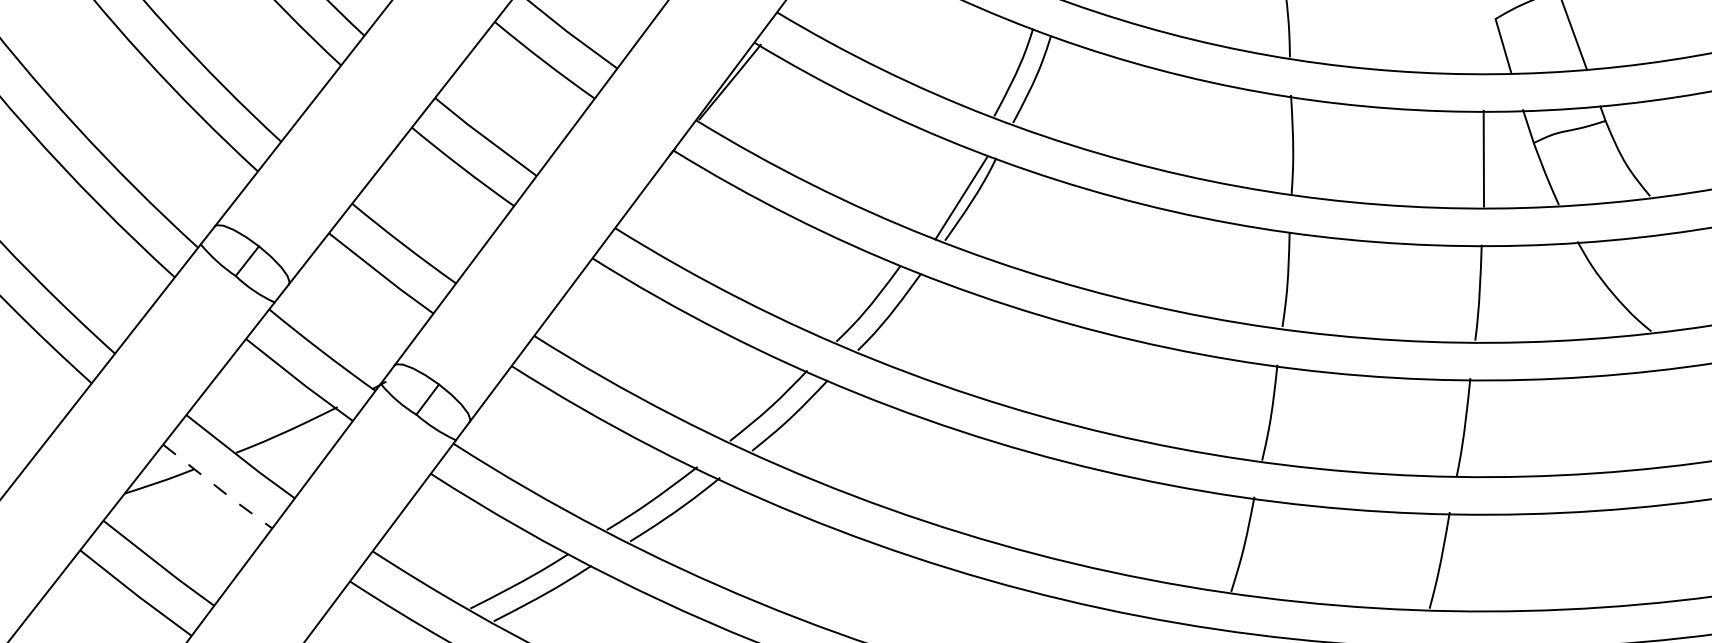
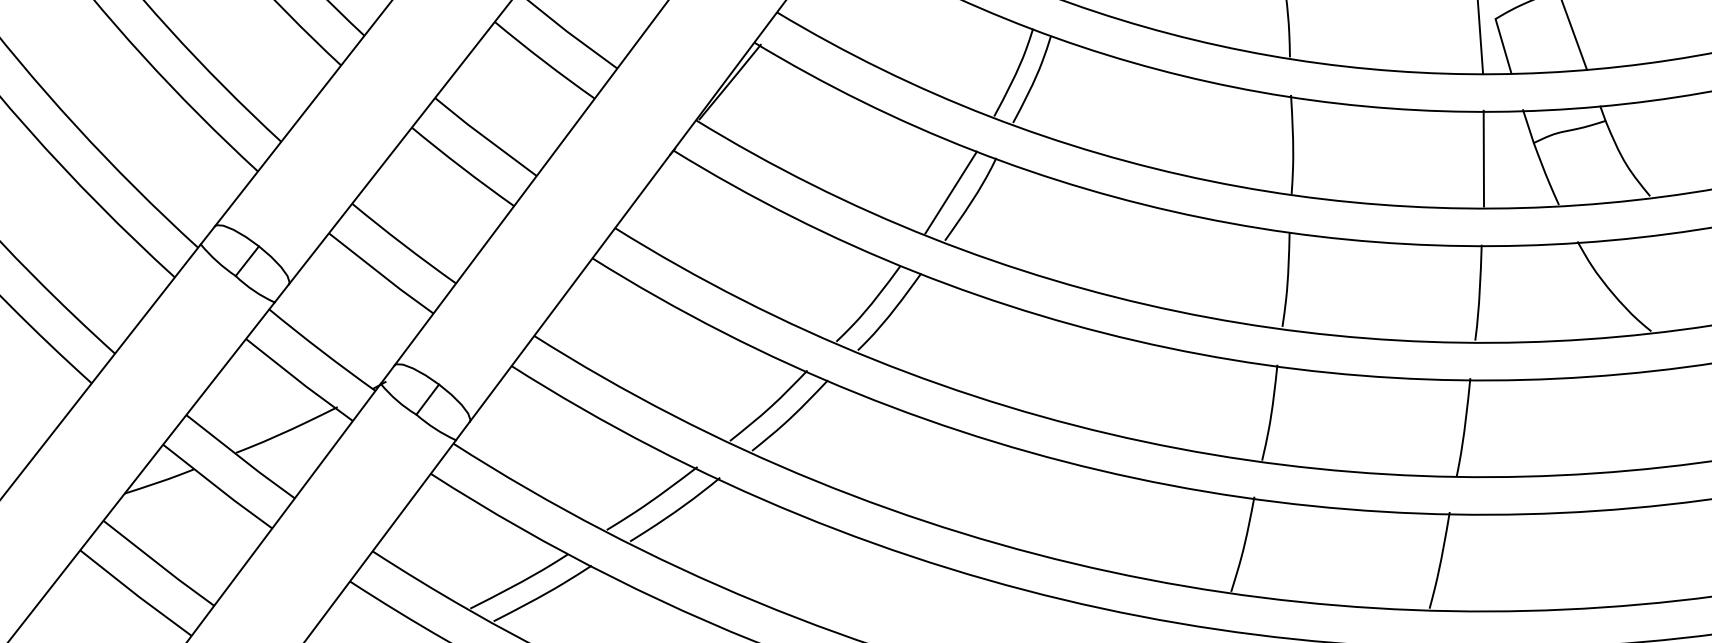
line: none -> present (1480, 37)
line position: (960, 198) -> (950, 192) (950, 192)
line: dashed -> solid (218, 487)
